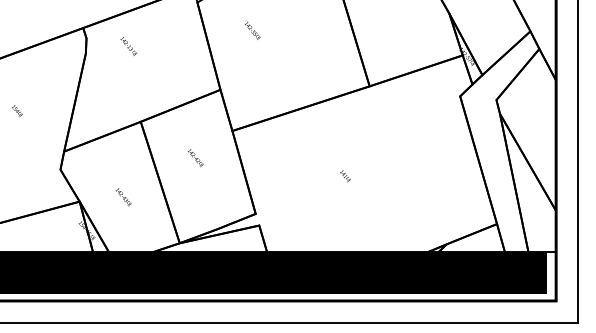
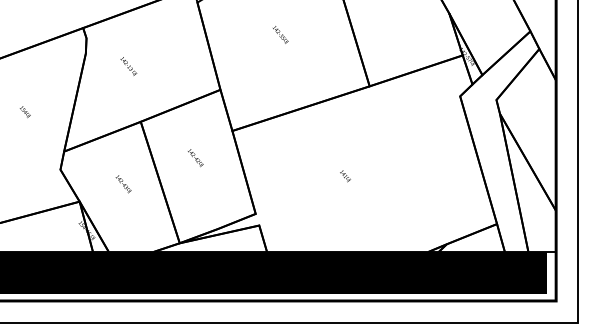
text position: (252, 30) -> (280, 34) (280, 34)
text position: (128, 46) -> (128, 66) (128, 66)
text position: (16, 111) -> (24, 112) (24, 112)
text position: (123, 197) -> (123, 184) (123, 184)
